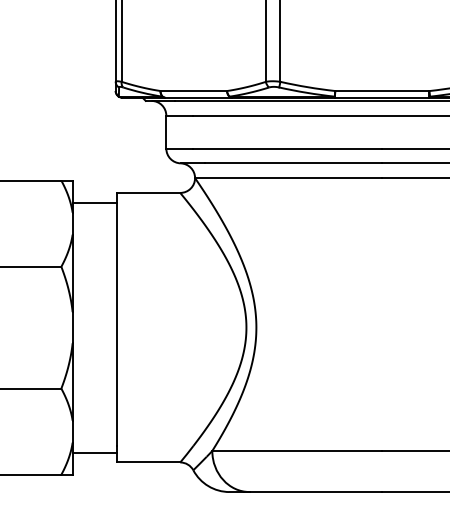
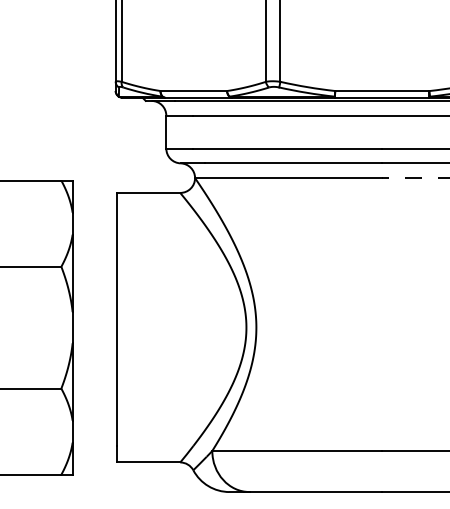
line: solid -> dashed (415, 178)
line: present -> none (94, 202)
line: present -> none (94, 452)
